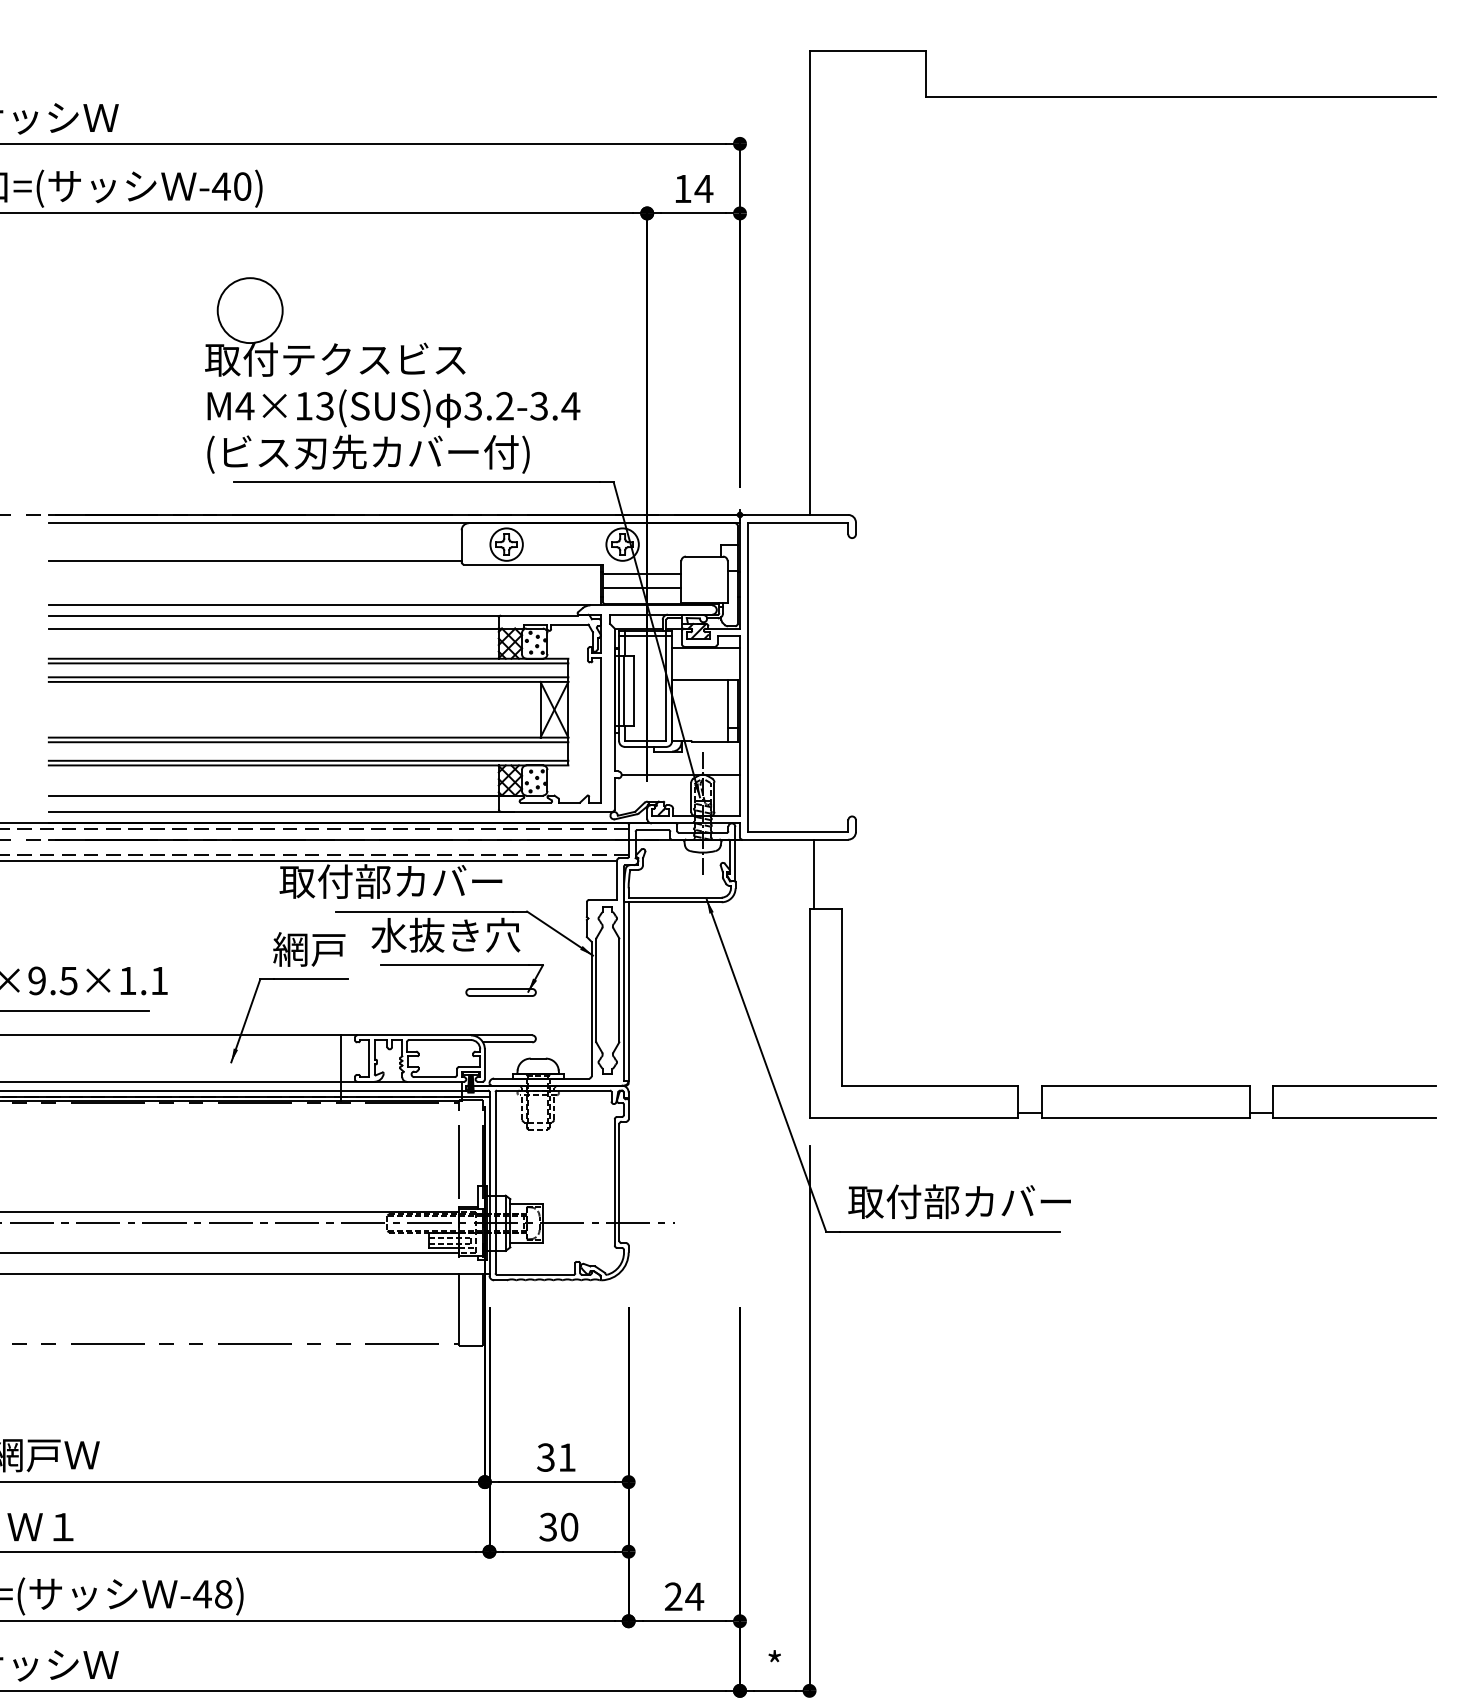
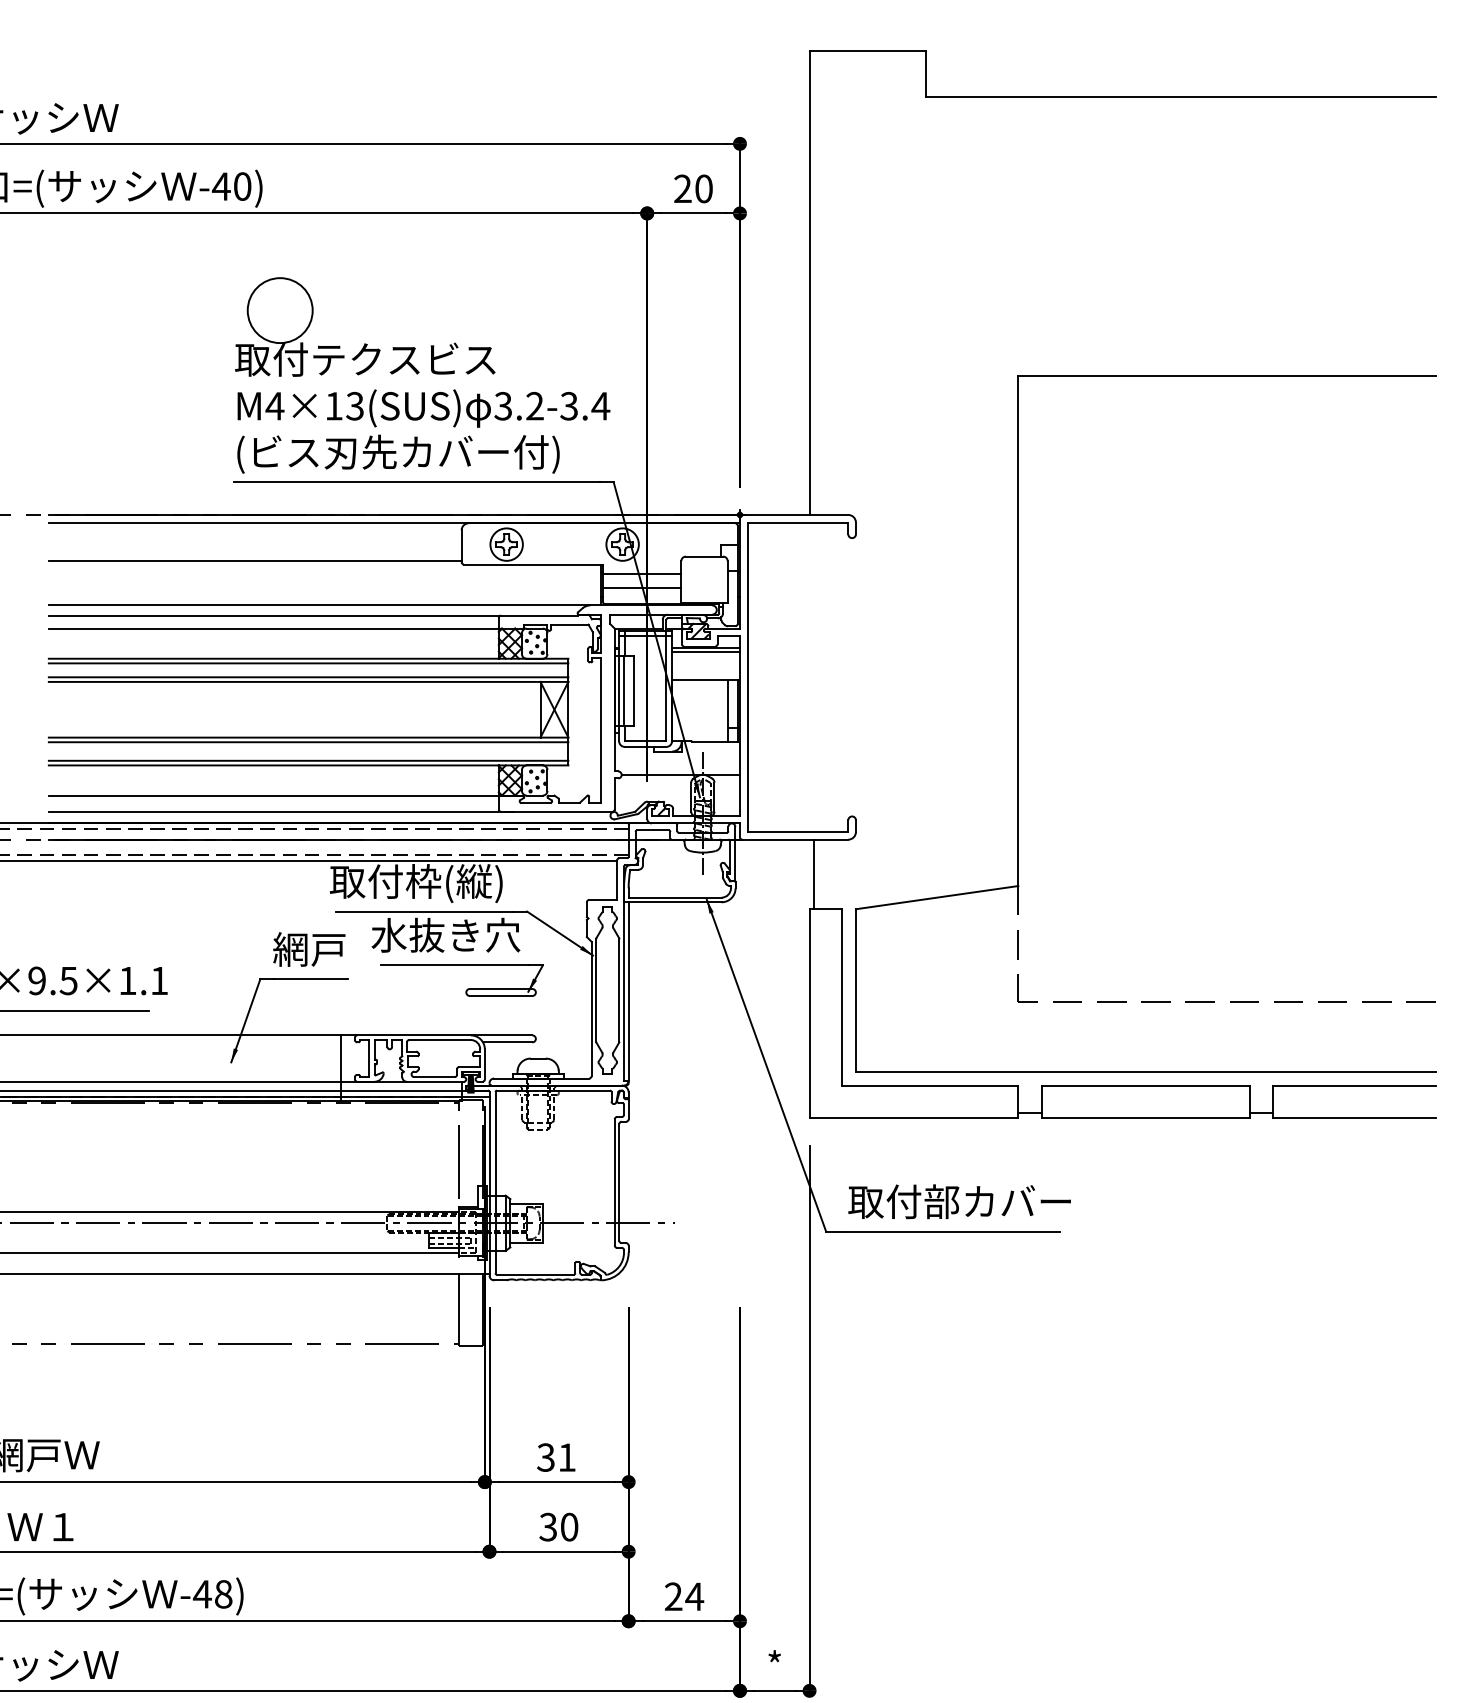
text: 14 -> 20 (693, 188)
part position: (392, 375) -> (422, 375) (422, 375)
line: none -> present (705, 651)
part: none -> present (1018, 723)
text: 取付部カバー -> 取付枠(縦) (390, 883)
